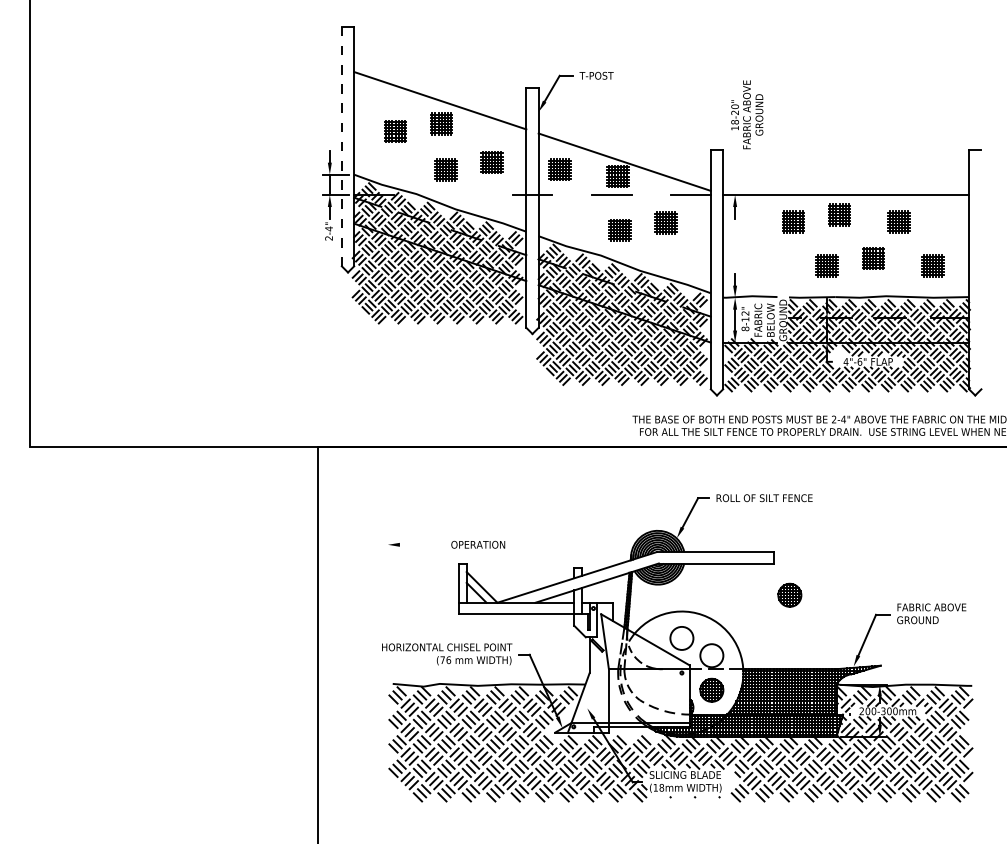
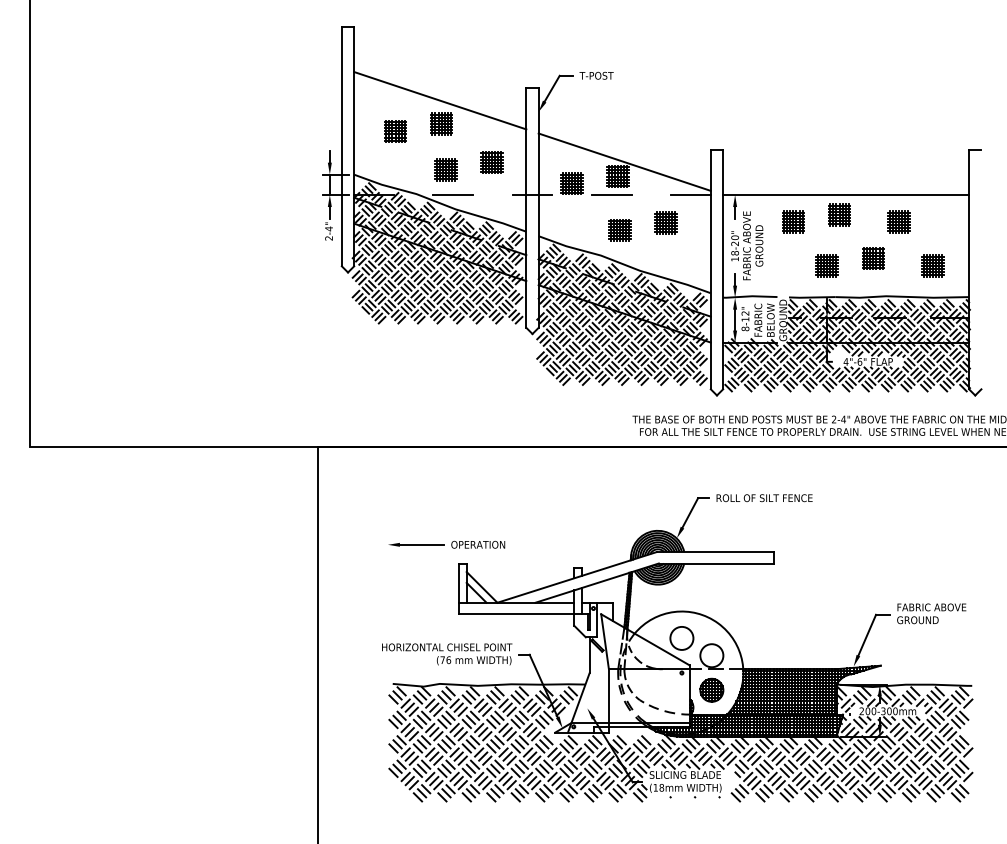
text position: (747, 114) -> (747, 245) (747, 245)
line: dashed -> solid (341, 146)
part position: (559, 169) -> (571, 183) (571, 183)
line: none -> present (453, 195)
line: none -> present (420, 544)
part: present -> none (789, 594)
